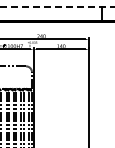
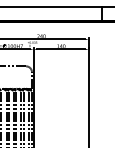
line: dashed -> solid (57, 6)
